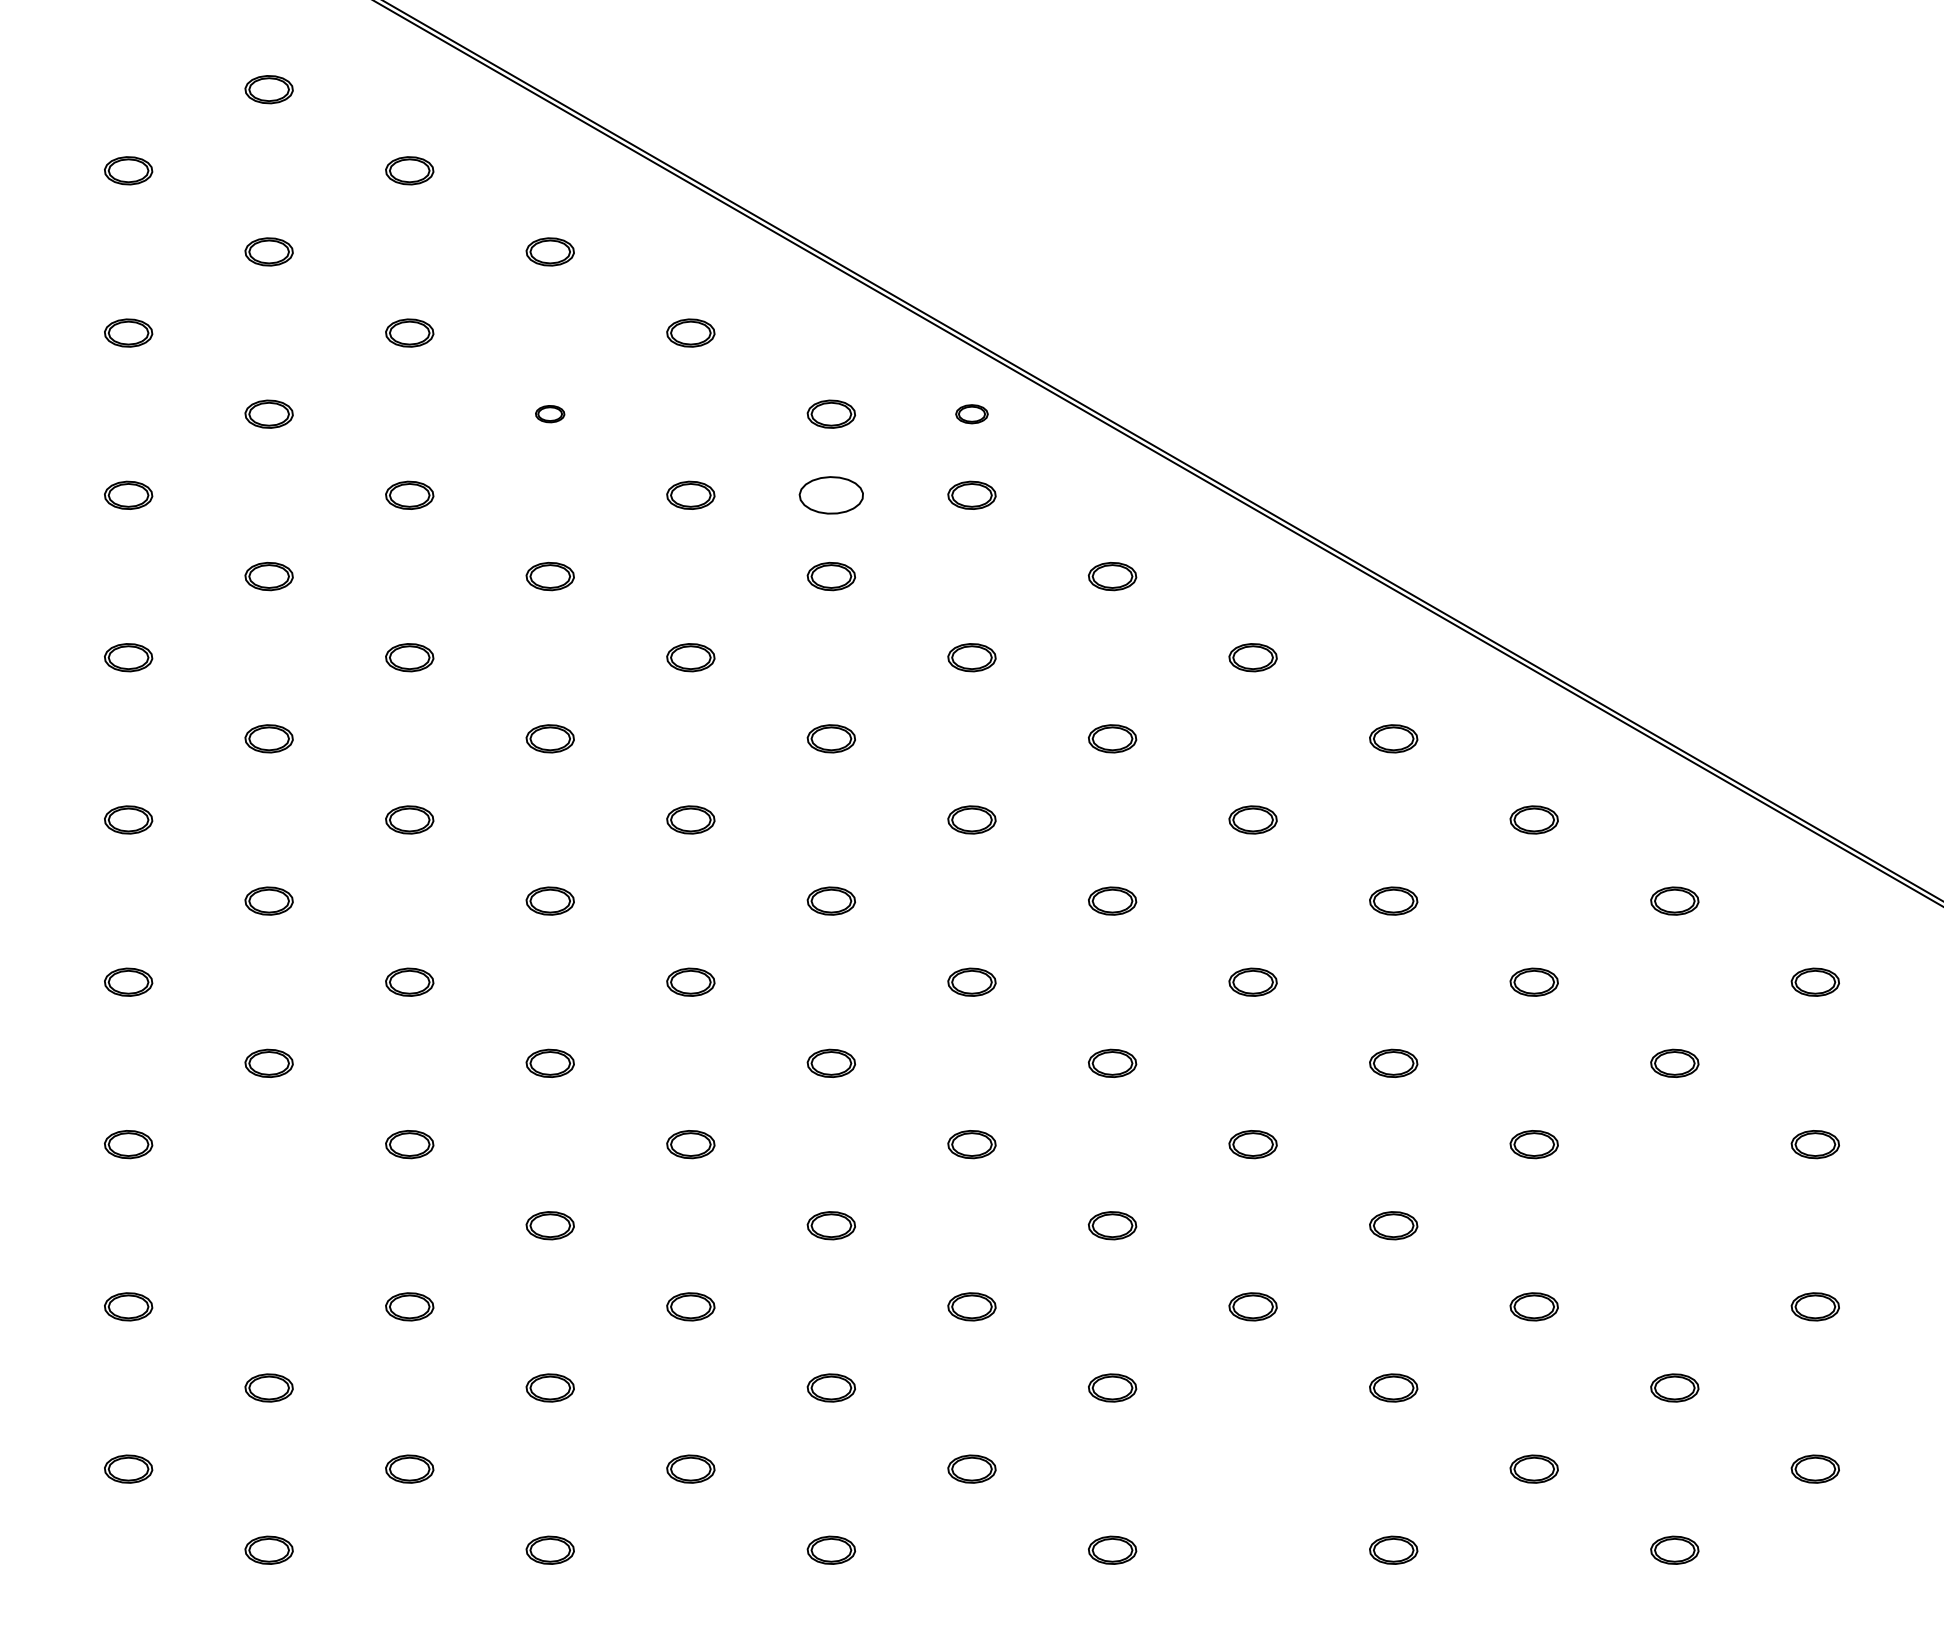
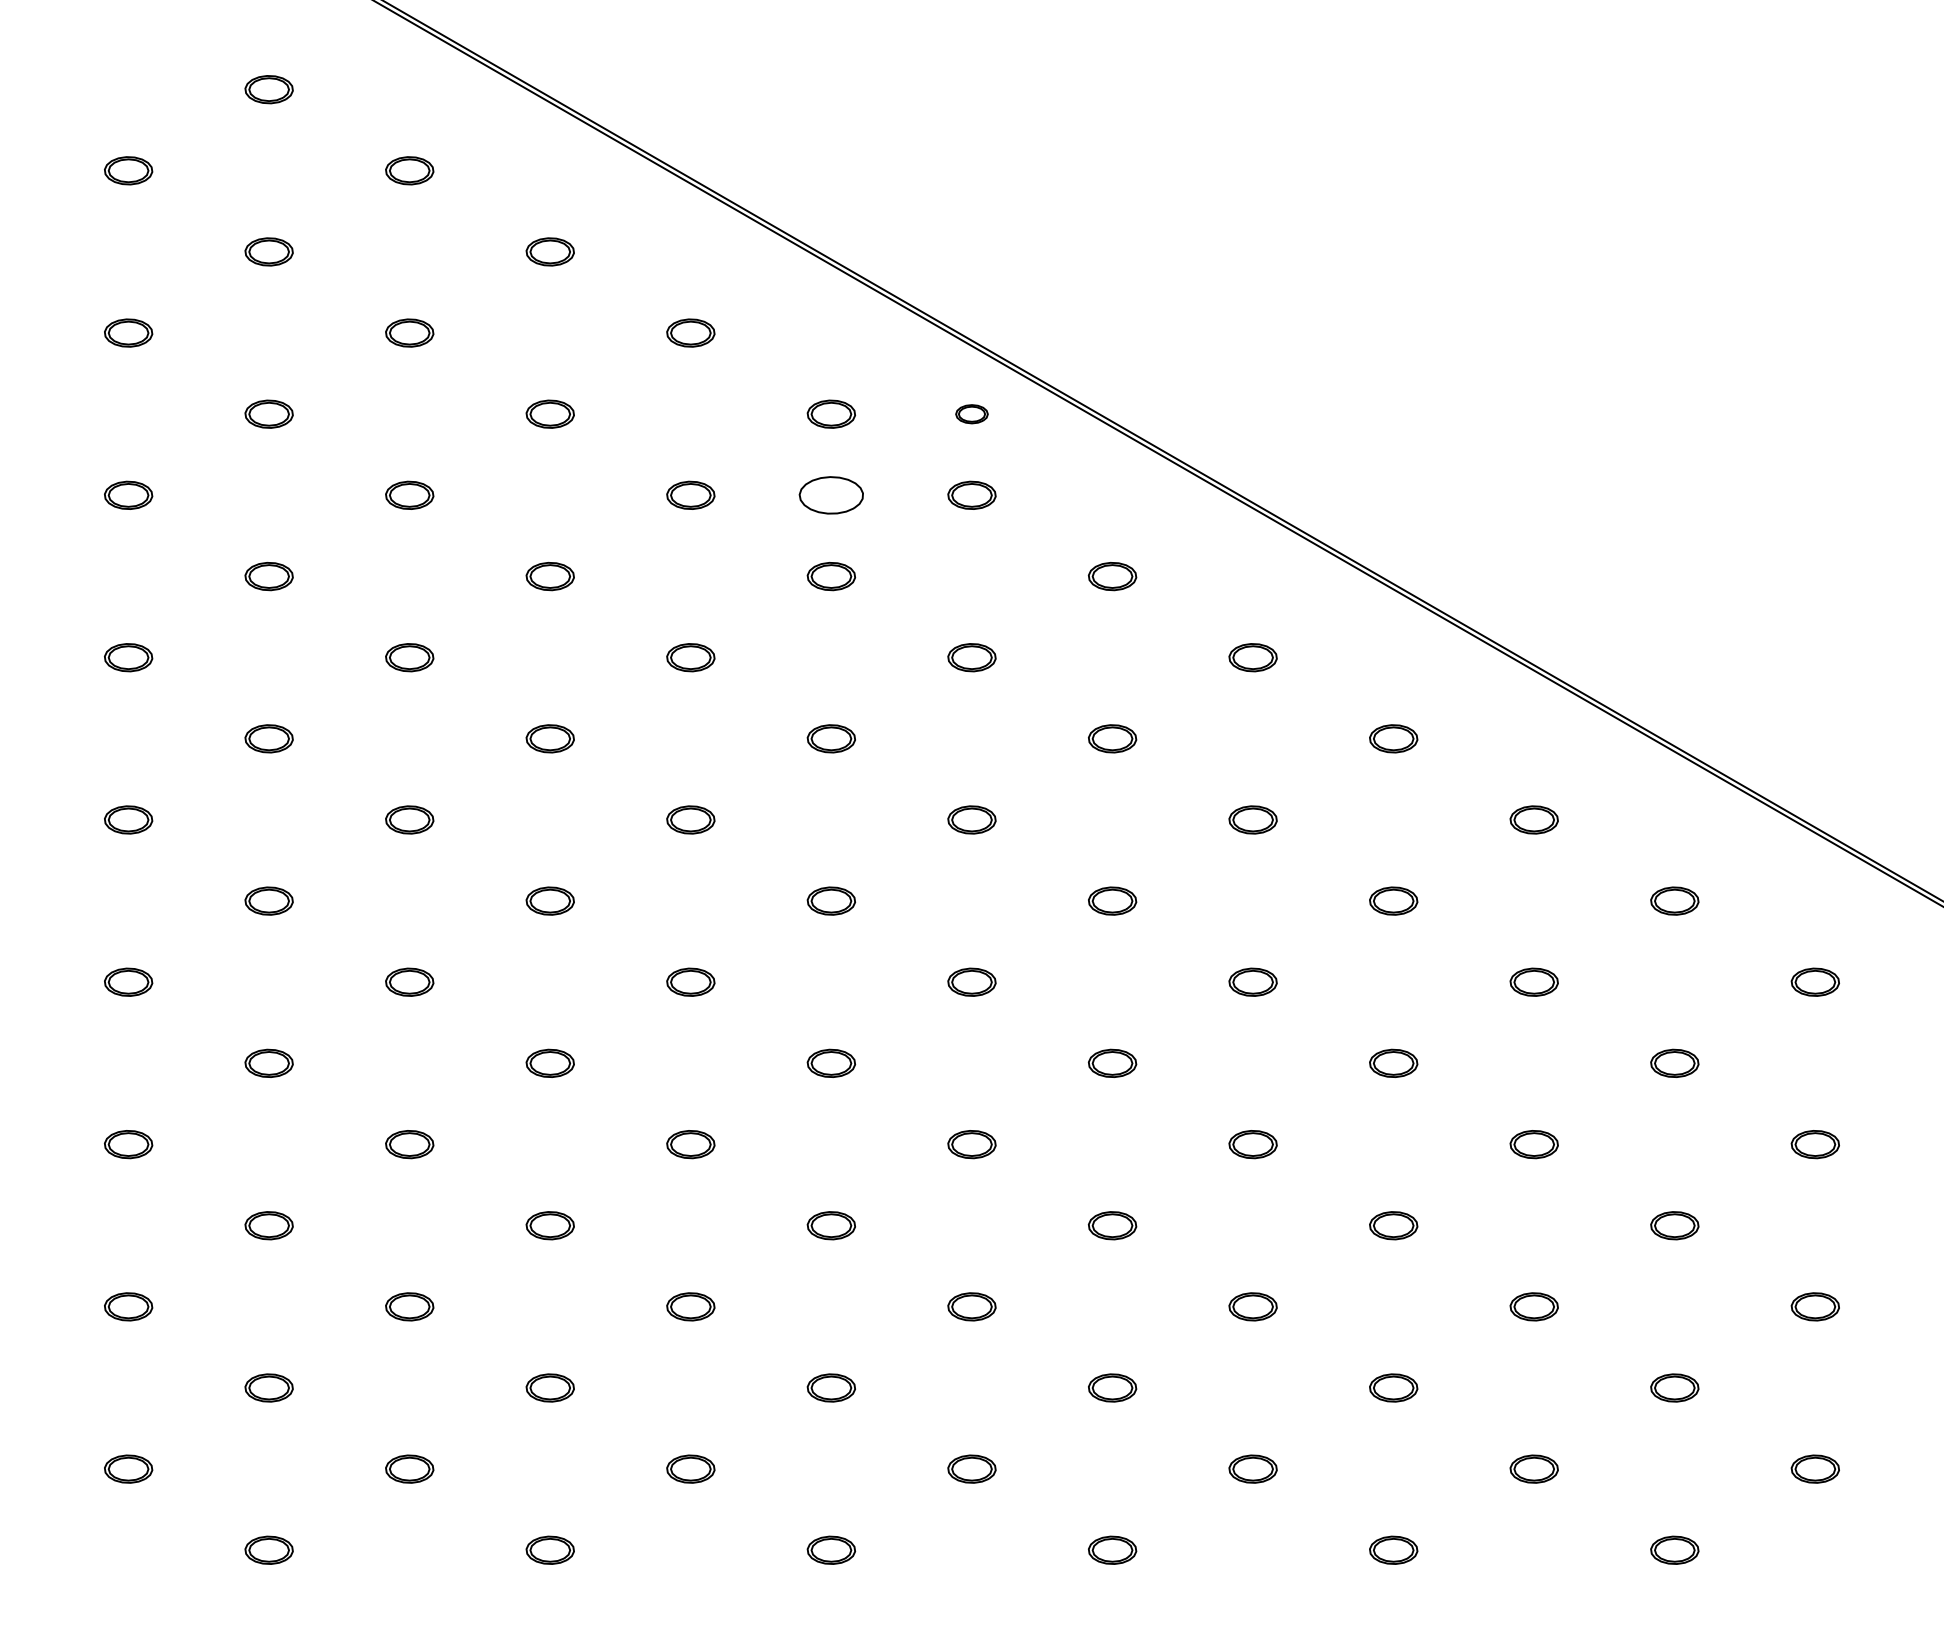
part size: 31x19 px -> 50x30 px (549, 413)
part: none -> present (268, 1225)
part: none -> present (1674, 1225)
part: none -> present (1252, 1468)
